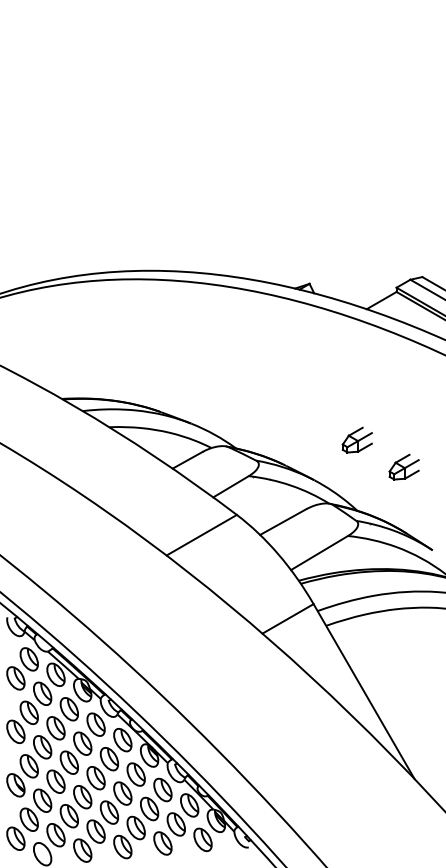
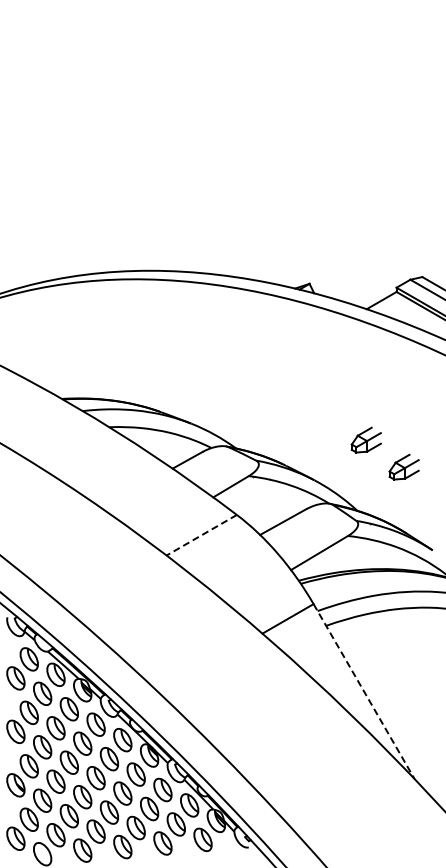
part position: (356, 439) -> (365, 439) (365, 439)
line: solid -> dashed (201, 535)
line: solid -> dashed (364, 692)
